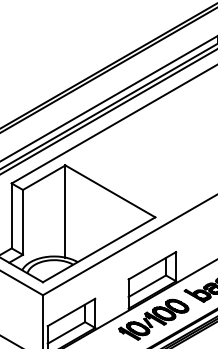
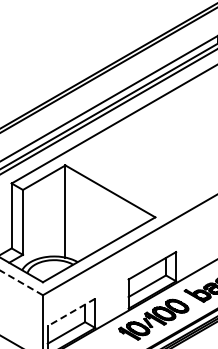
line: solid -> dashed (21, 282)
line: solid -> dashed (71, 312)
